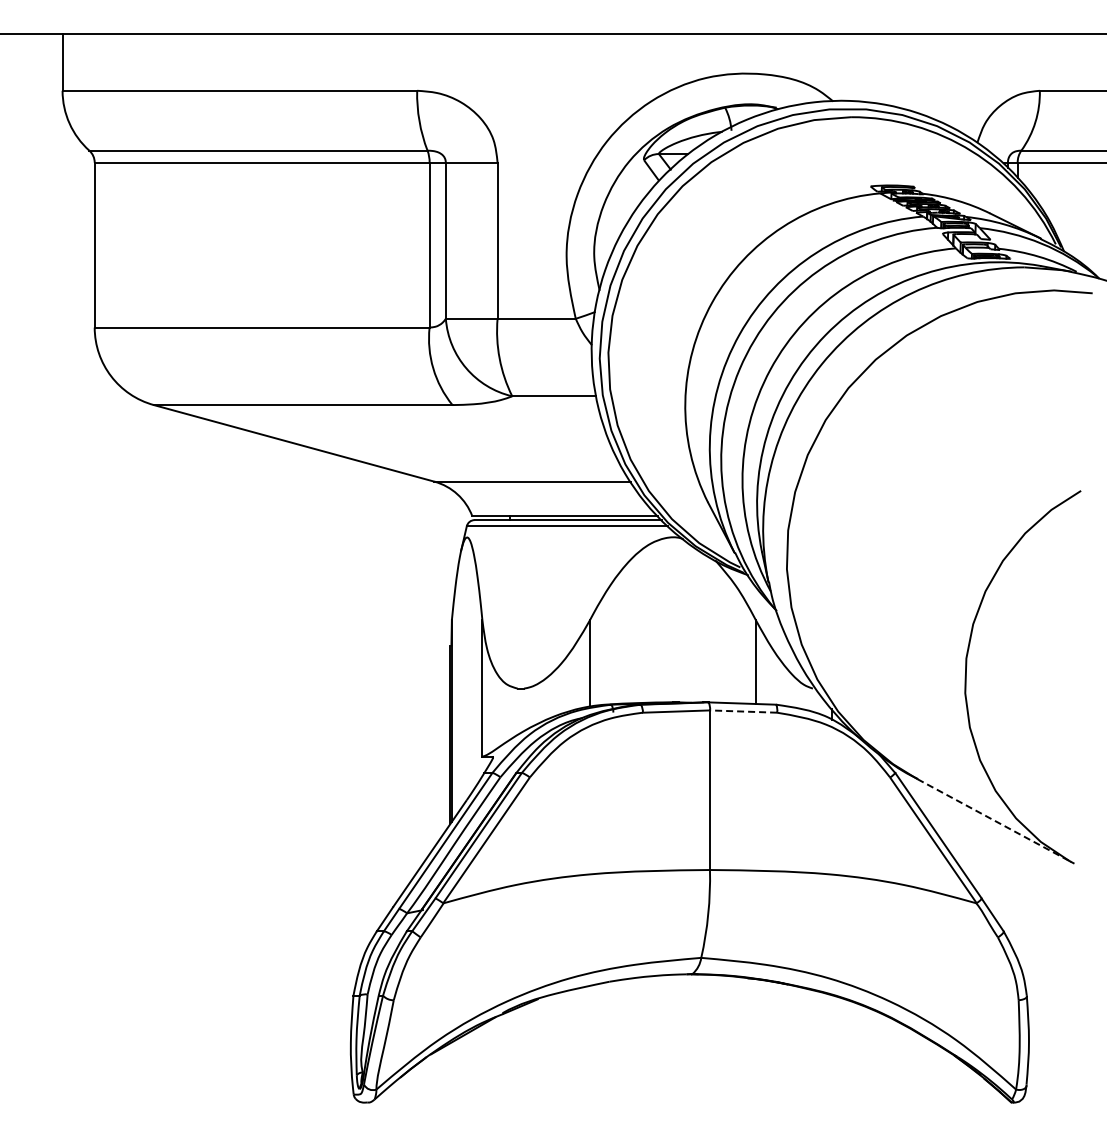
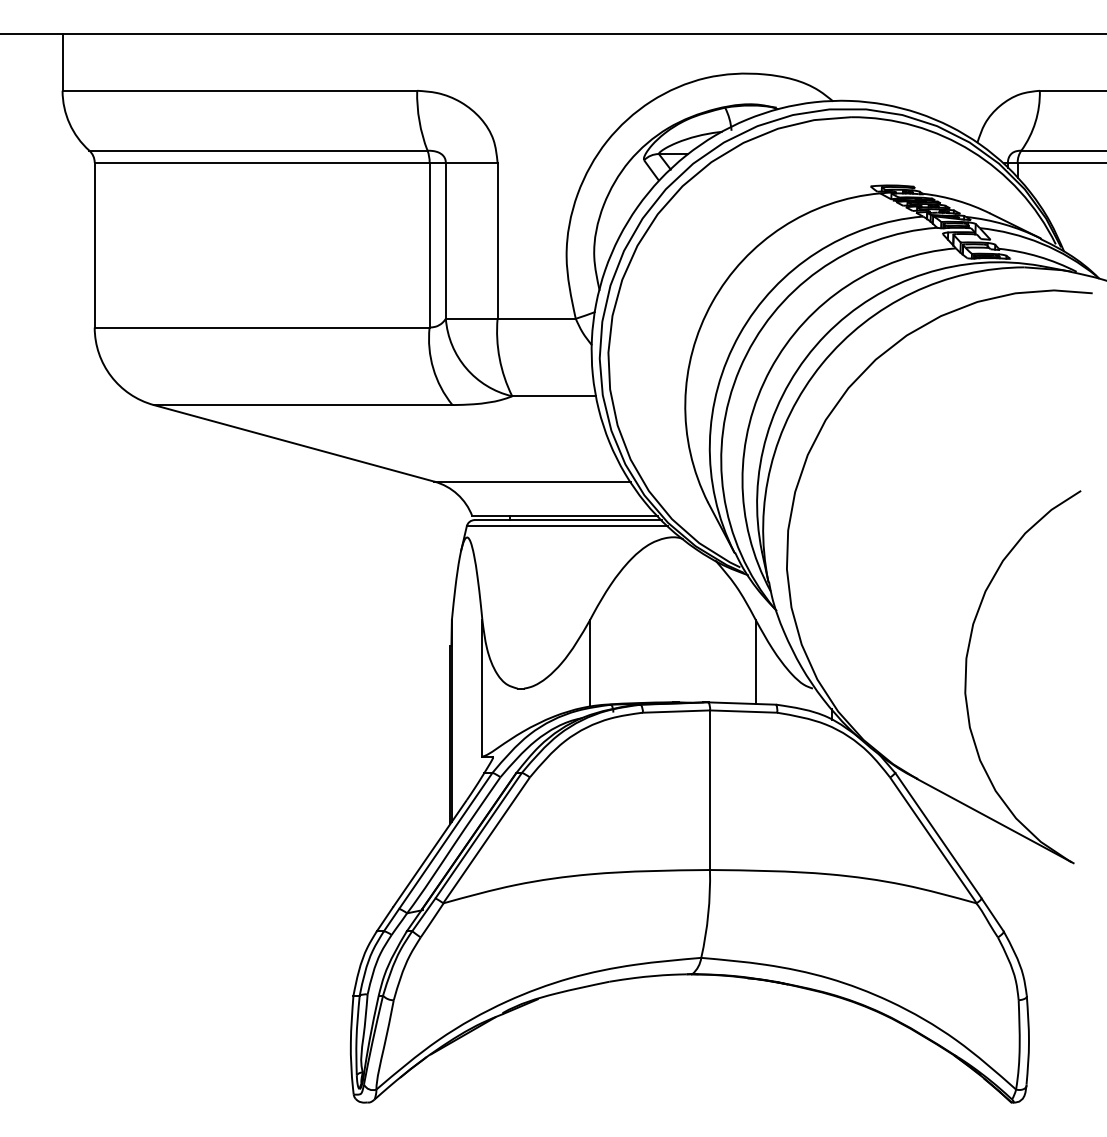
line: dashed -> solid (743, 711)
line: dashed -> solid (994, 820)
